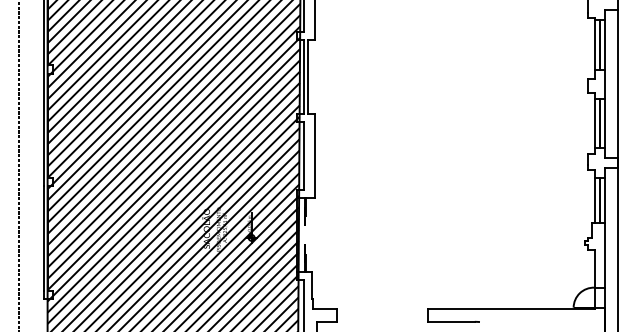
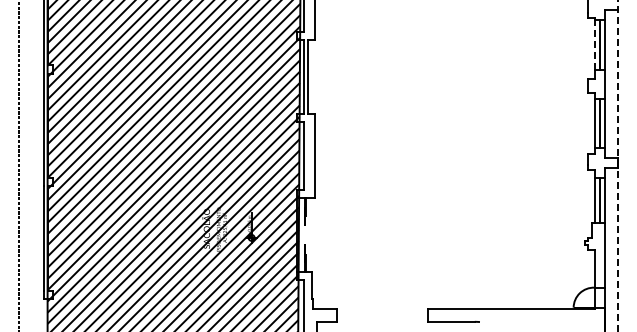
line: solid -> dashed (594, 45)
line: solid -> dashed (617, 166)
